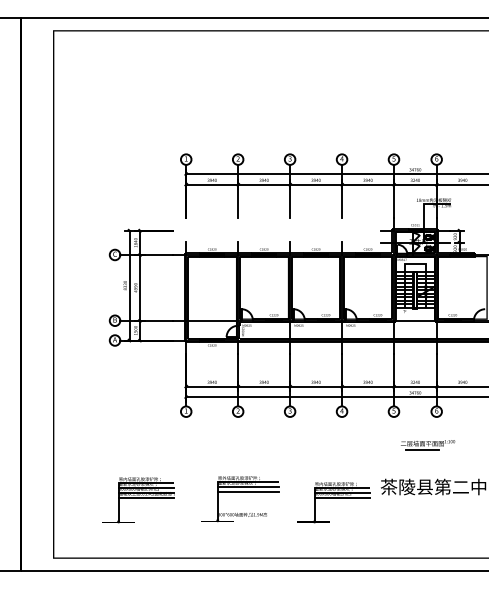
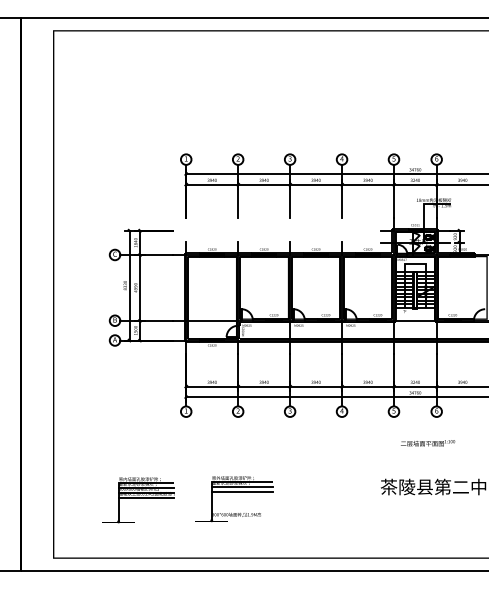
line: present -> none (422, 450)
part position: (240, 492) -> (234, 492) (234, 492)
part: present -> none (333, 502)
